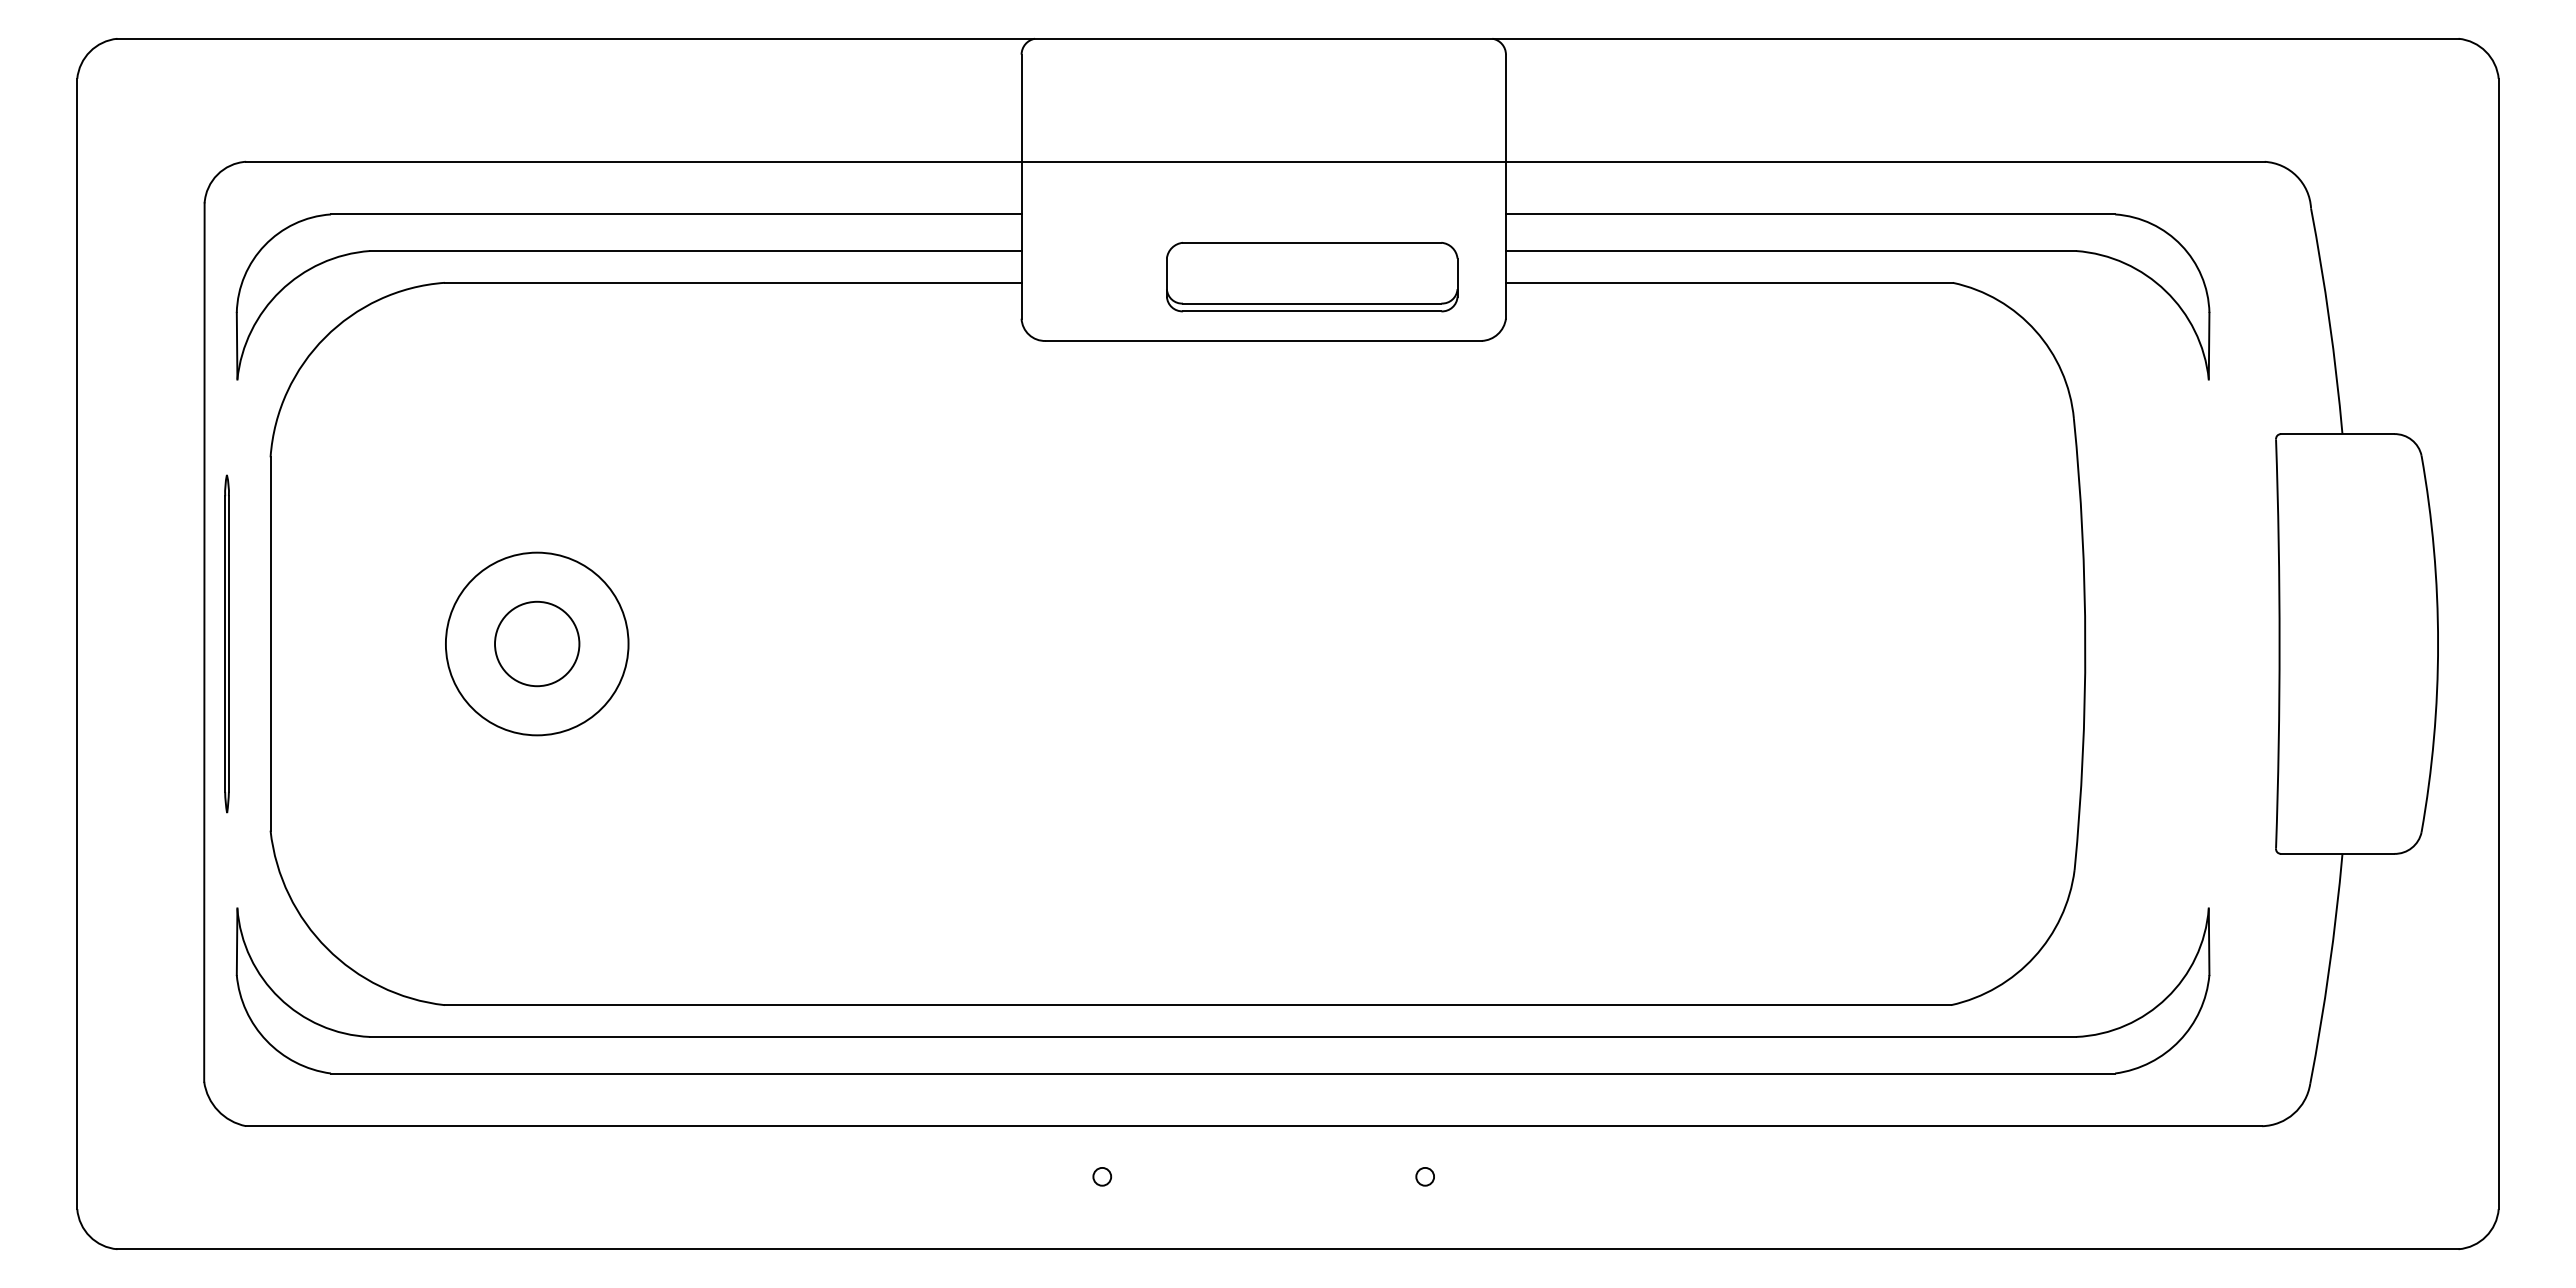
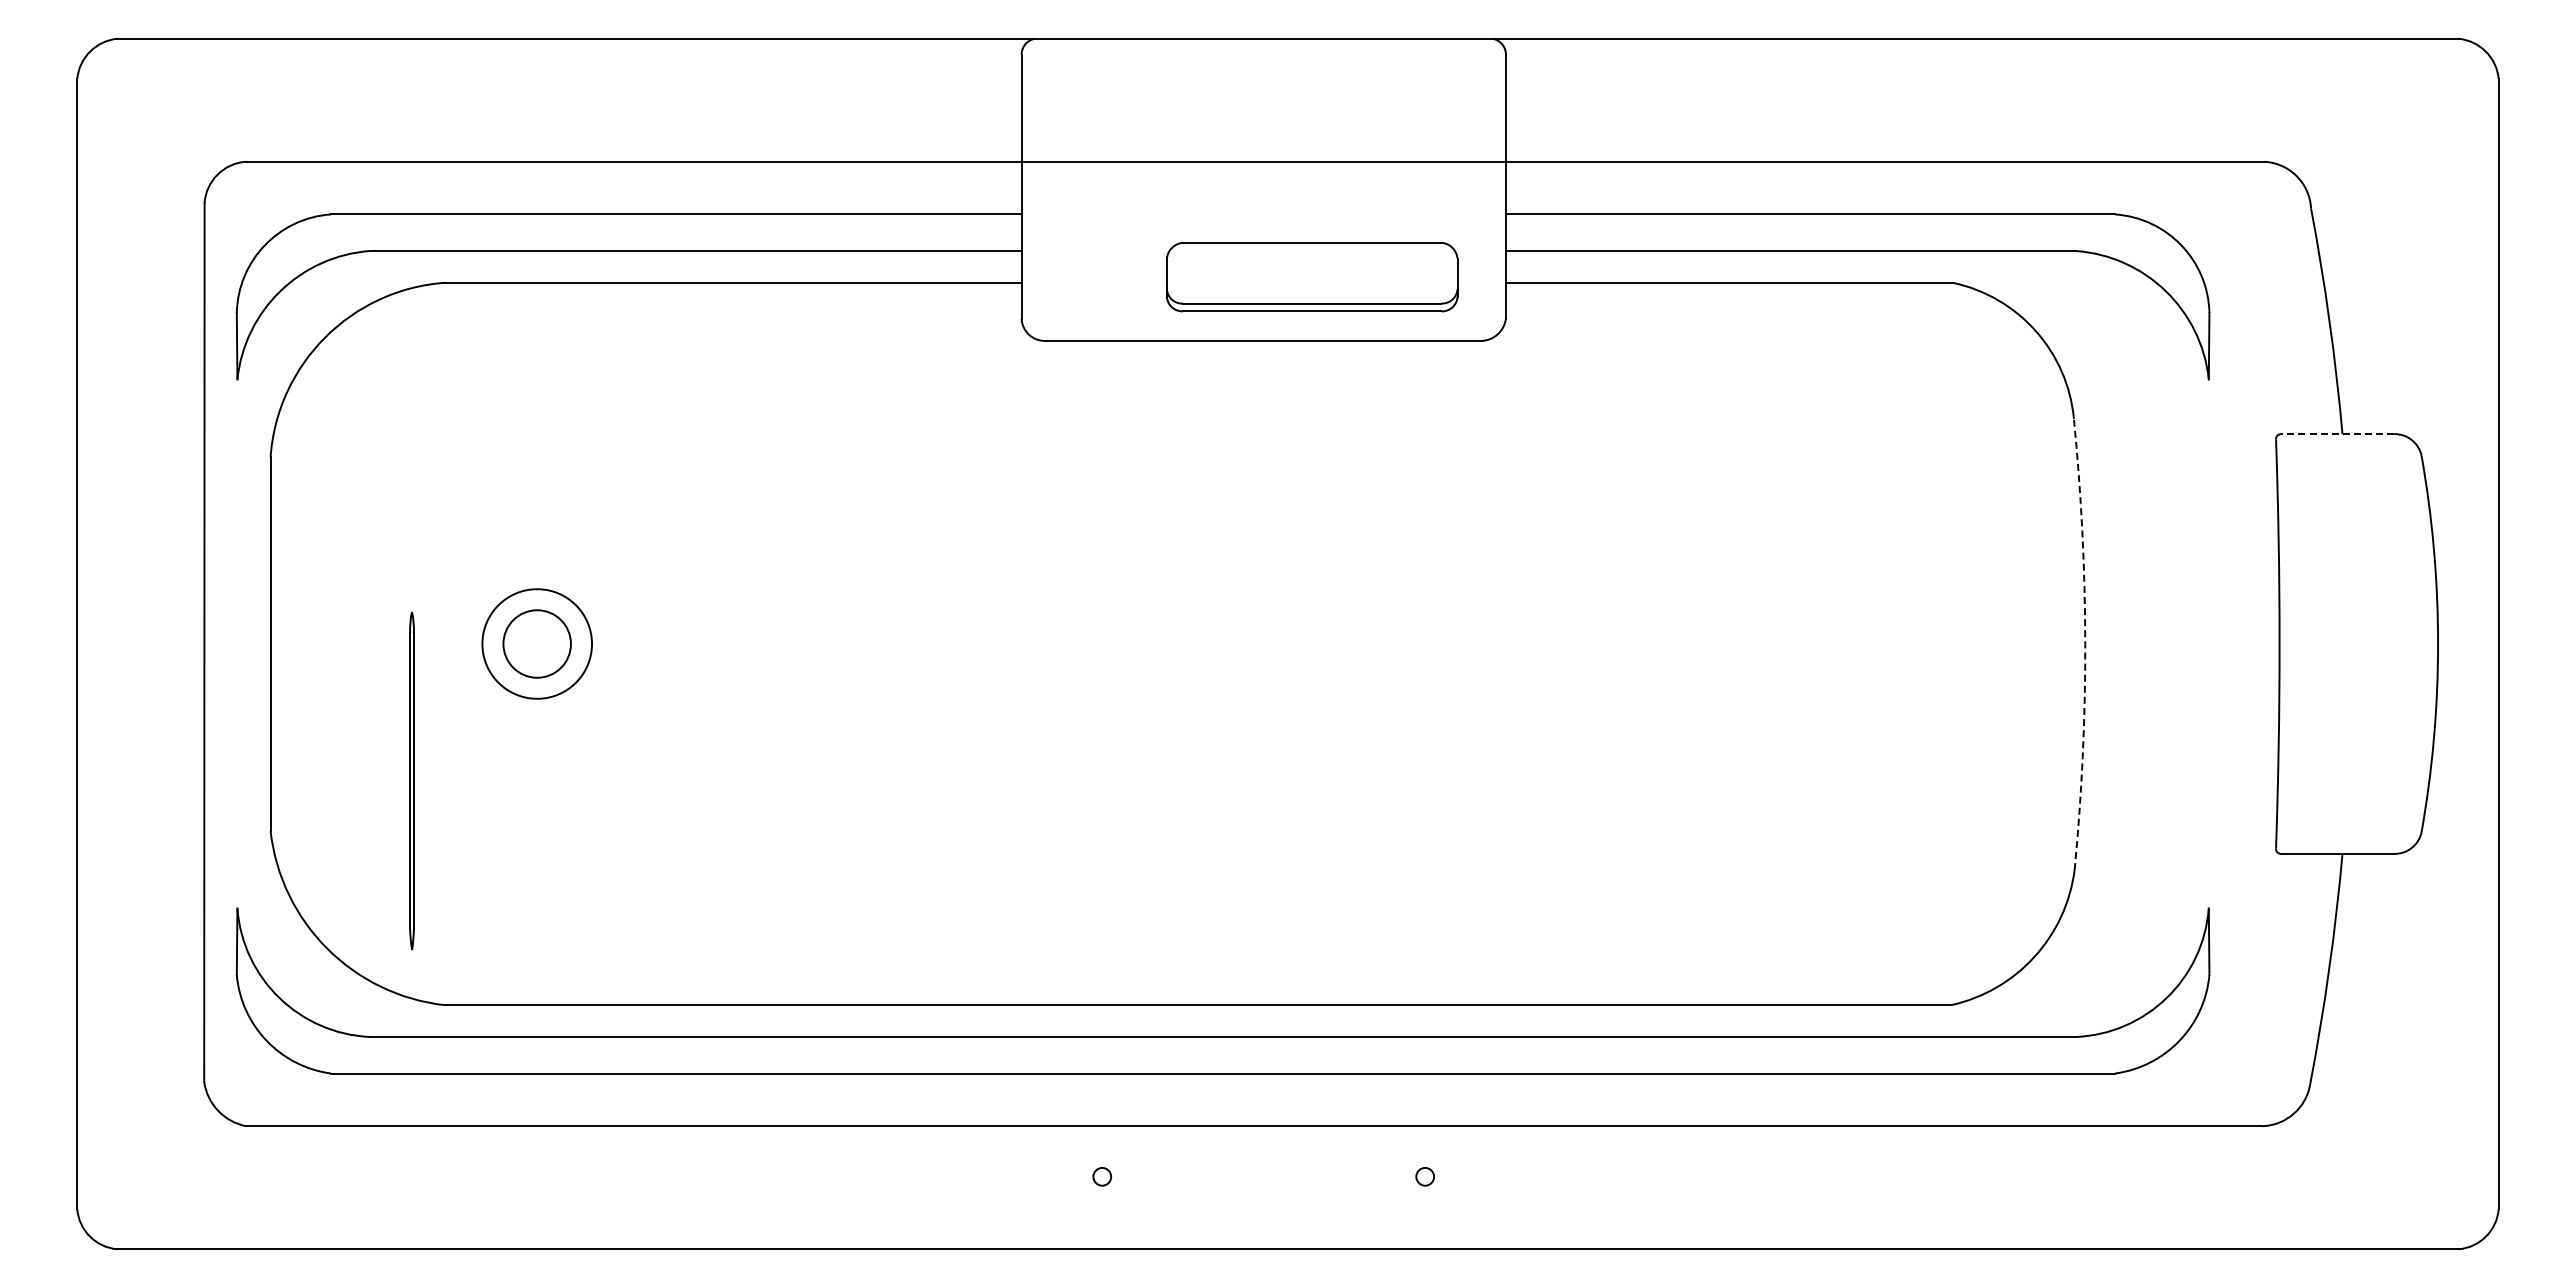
line: solid -> dashed (2337, 434)
part position: (226, 643) -> (411, 780) (411, 780)
circle diameter: 183 px -> 110 px (537, 643)
circle diameter: 84 px -> 68 px (536, 643)
arc: solid -> dashed (2085, 644)
